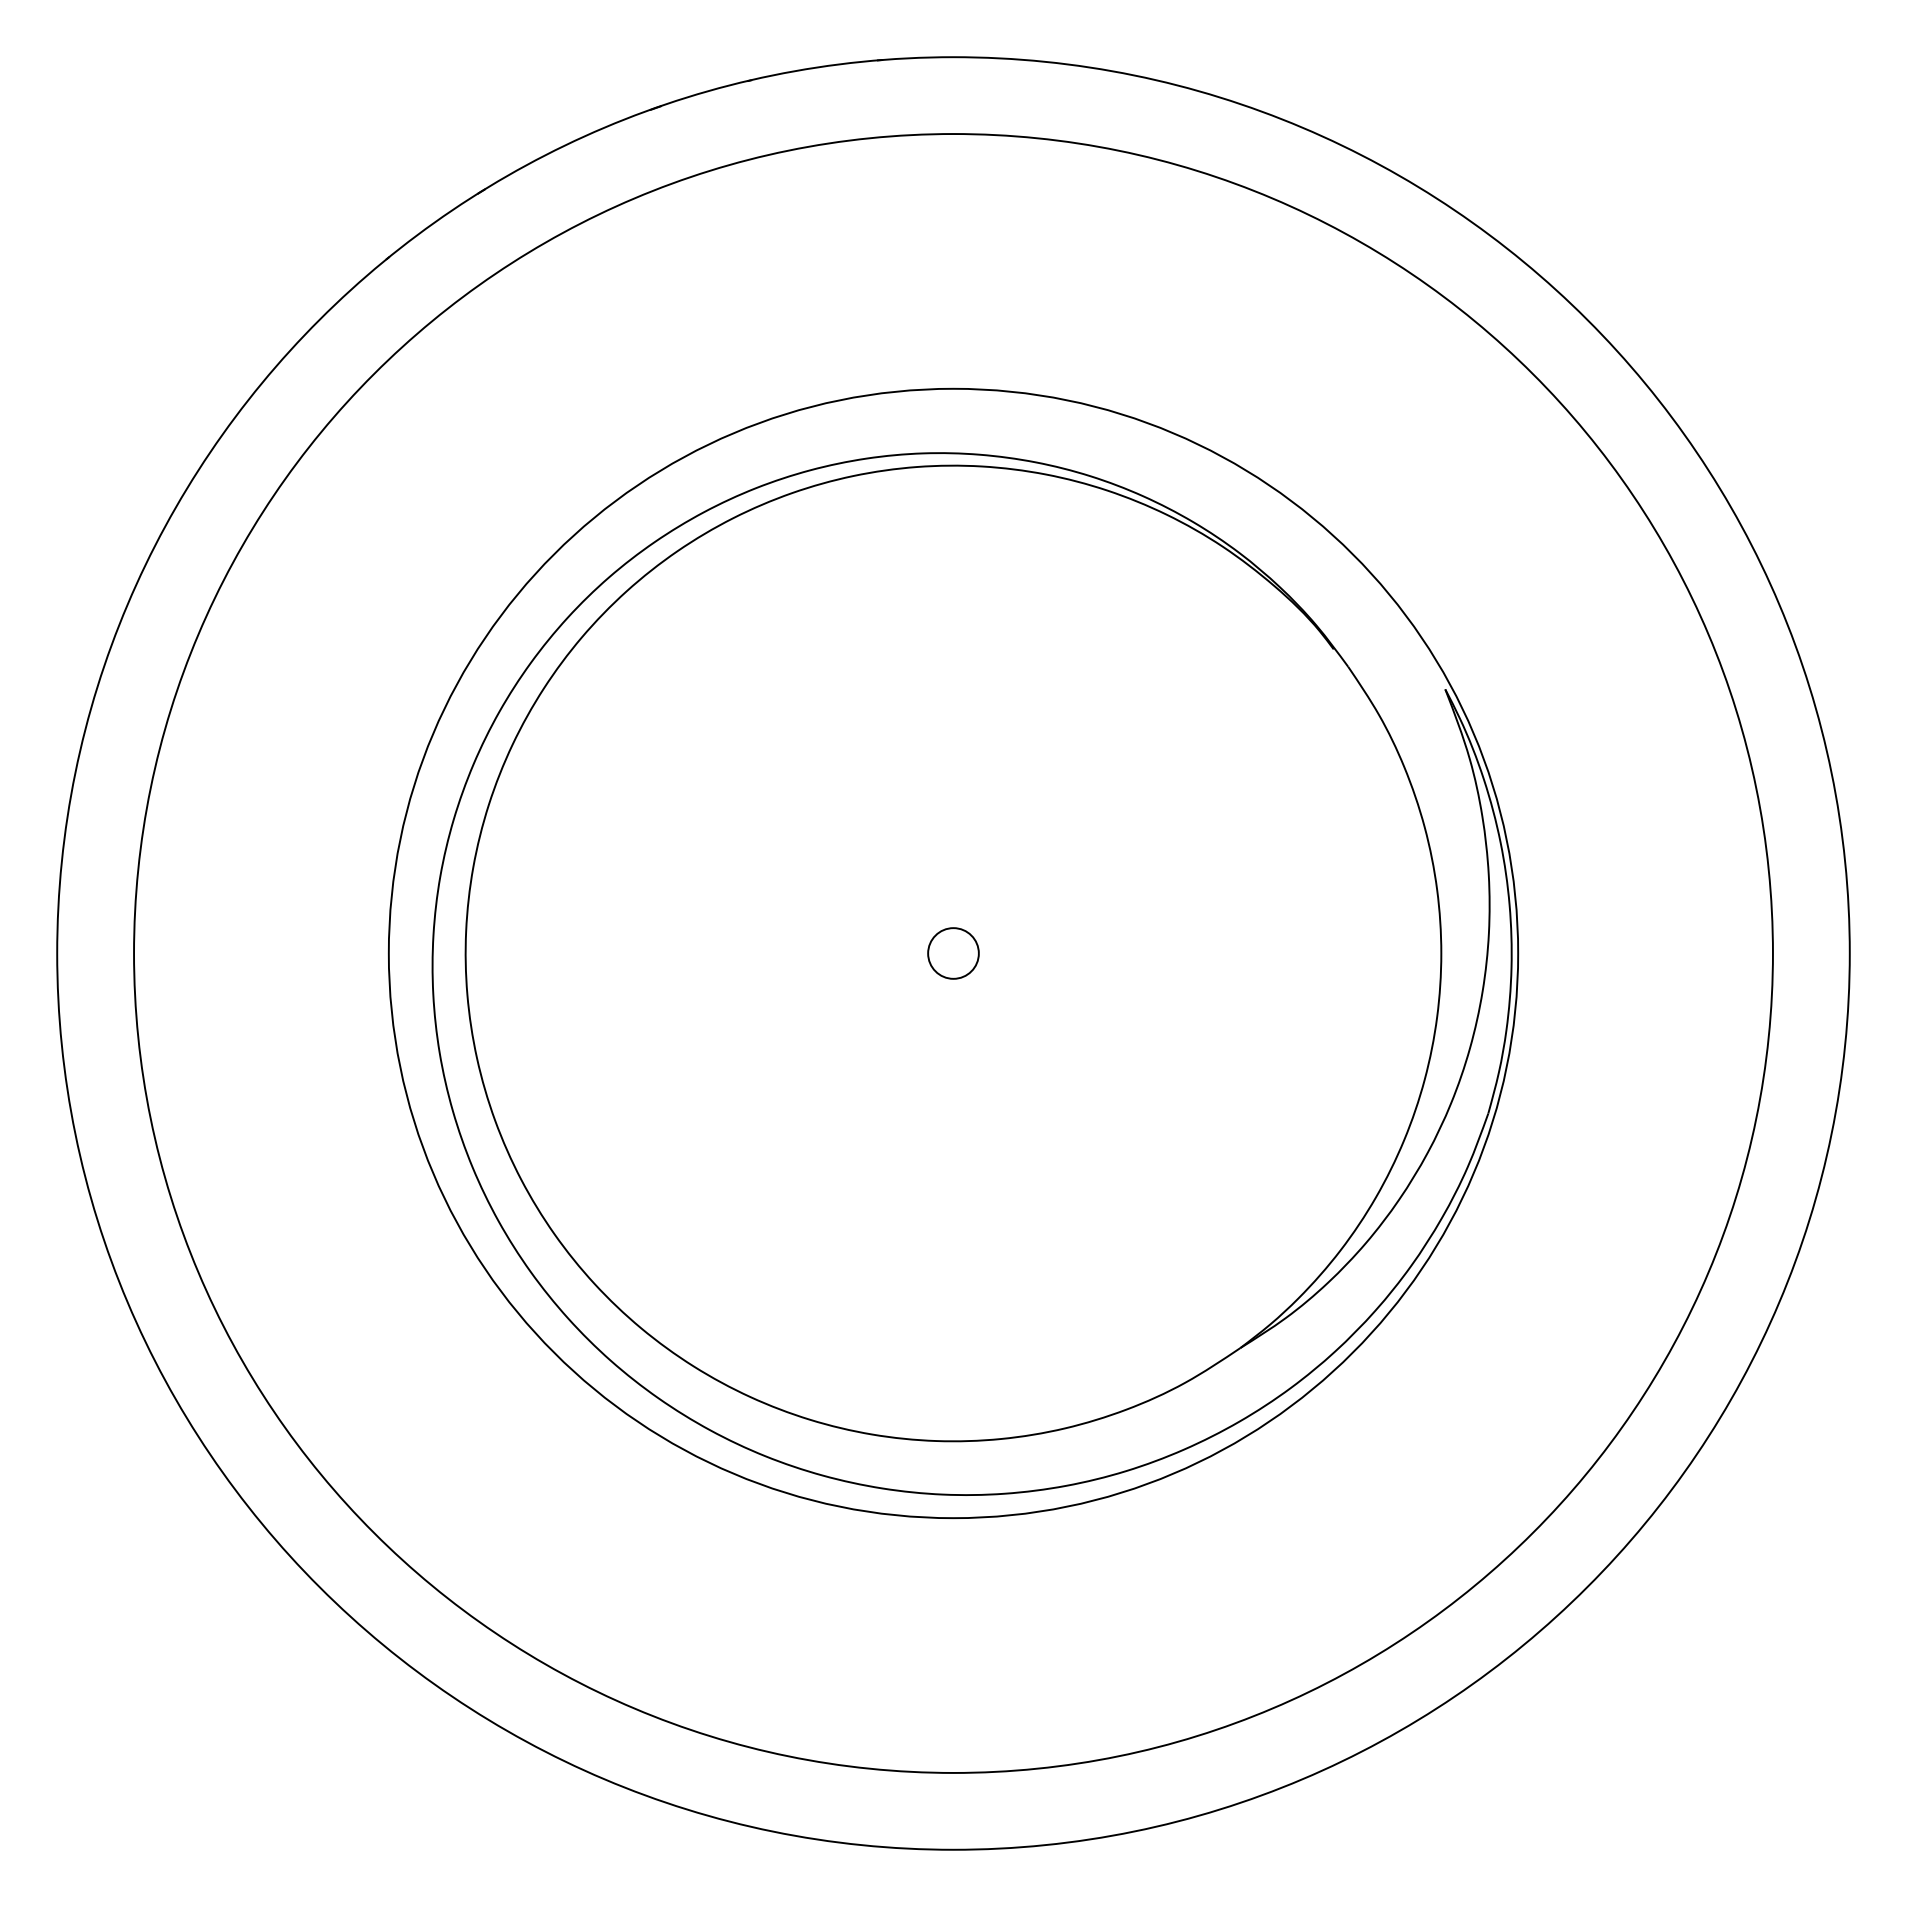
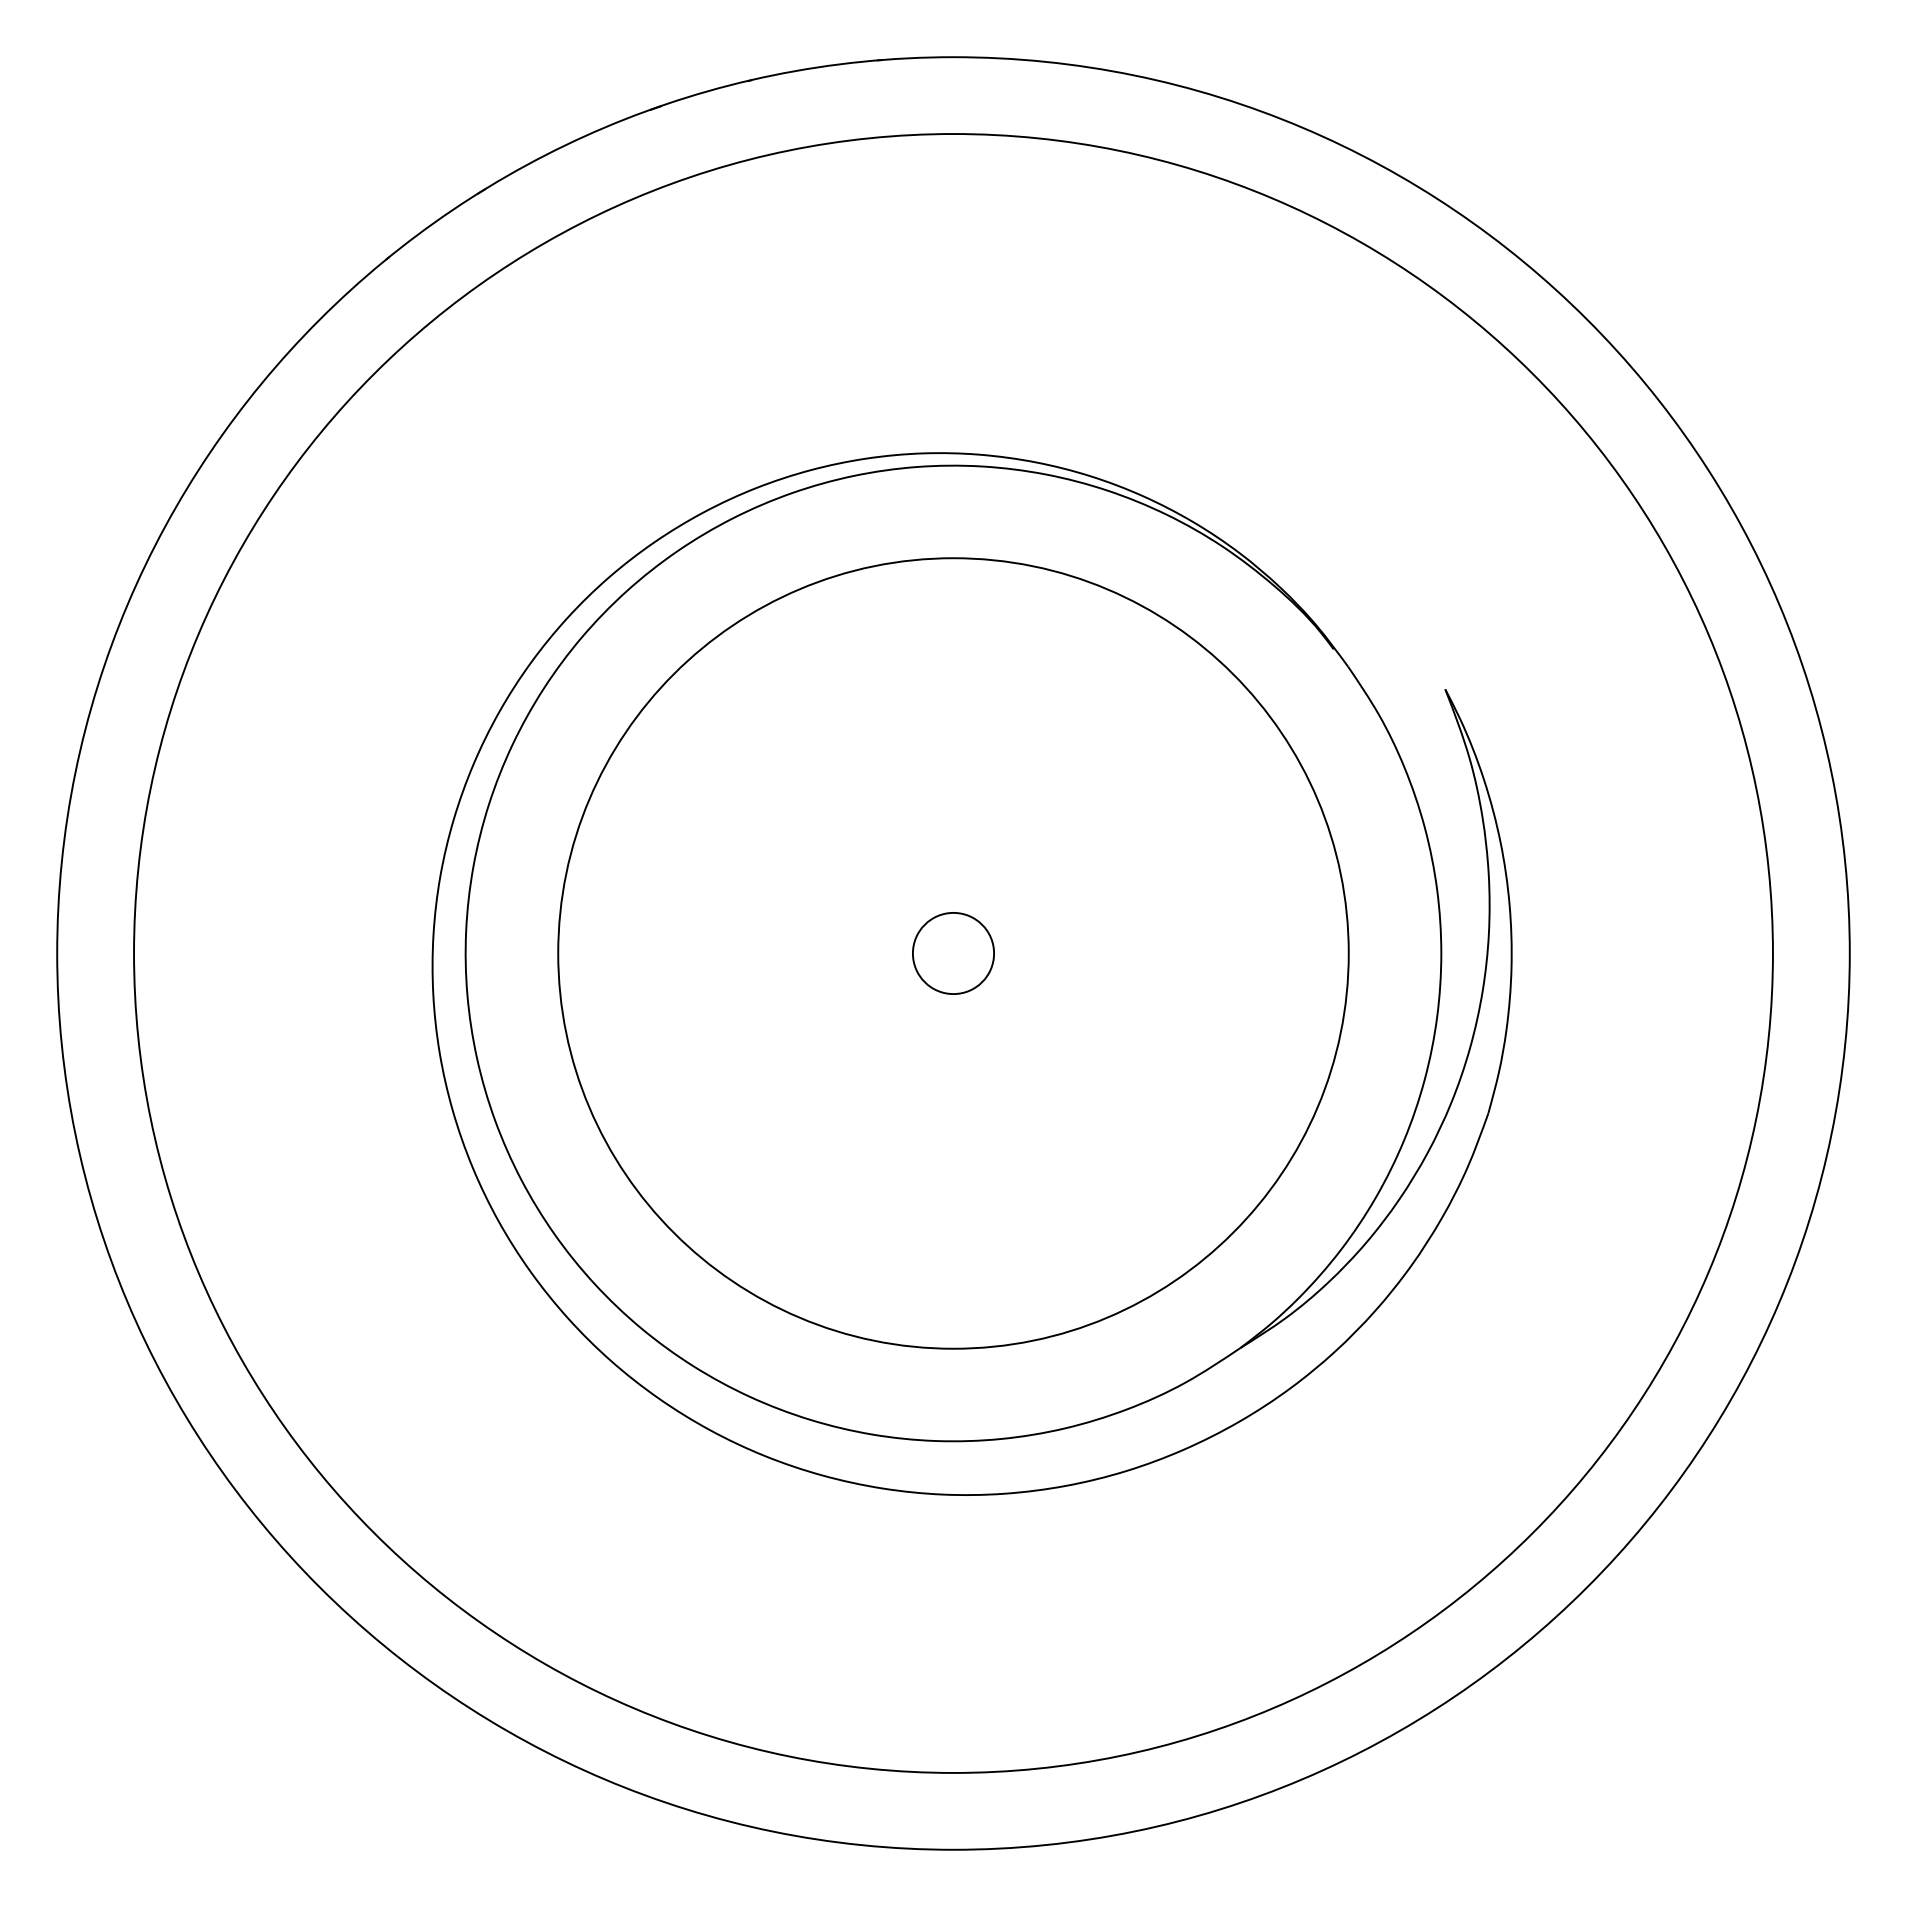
circle diameter: 1129 px -> 791 px (953, 953)
circle diameter: 51 px -> 81 px (953, 953)
